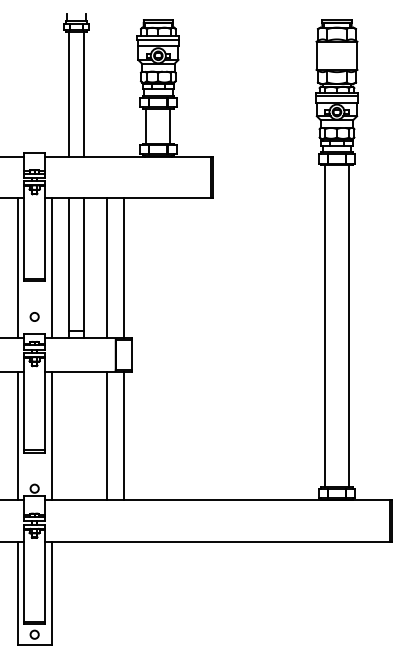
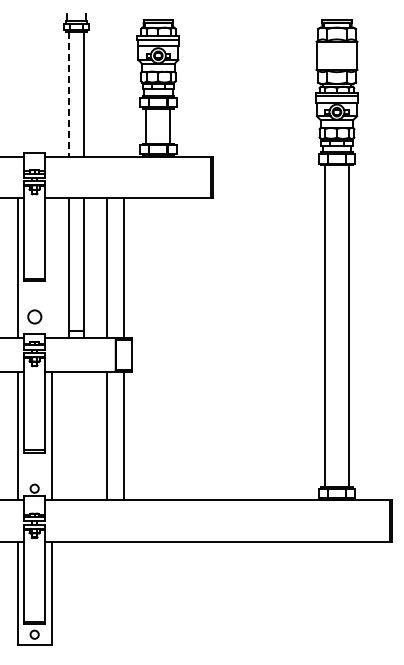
line: solid -> dashed (69, 94)
line: present -> none (51, 268)
circle size: 11x10 px -> 16x16 px (34, 316)
